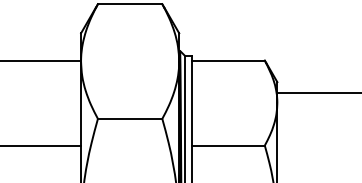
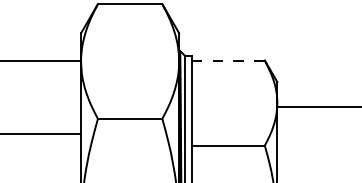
line: solid -> dashed (228, 60)
line position: (317, 93) -> (317, 107) (317, 107)
line position: (41, 145) -> (41, 133) (41, 133)
